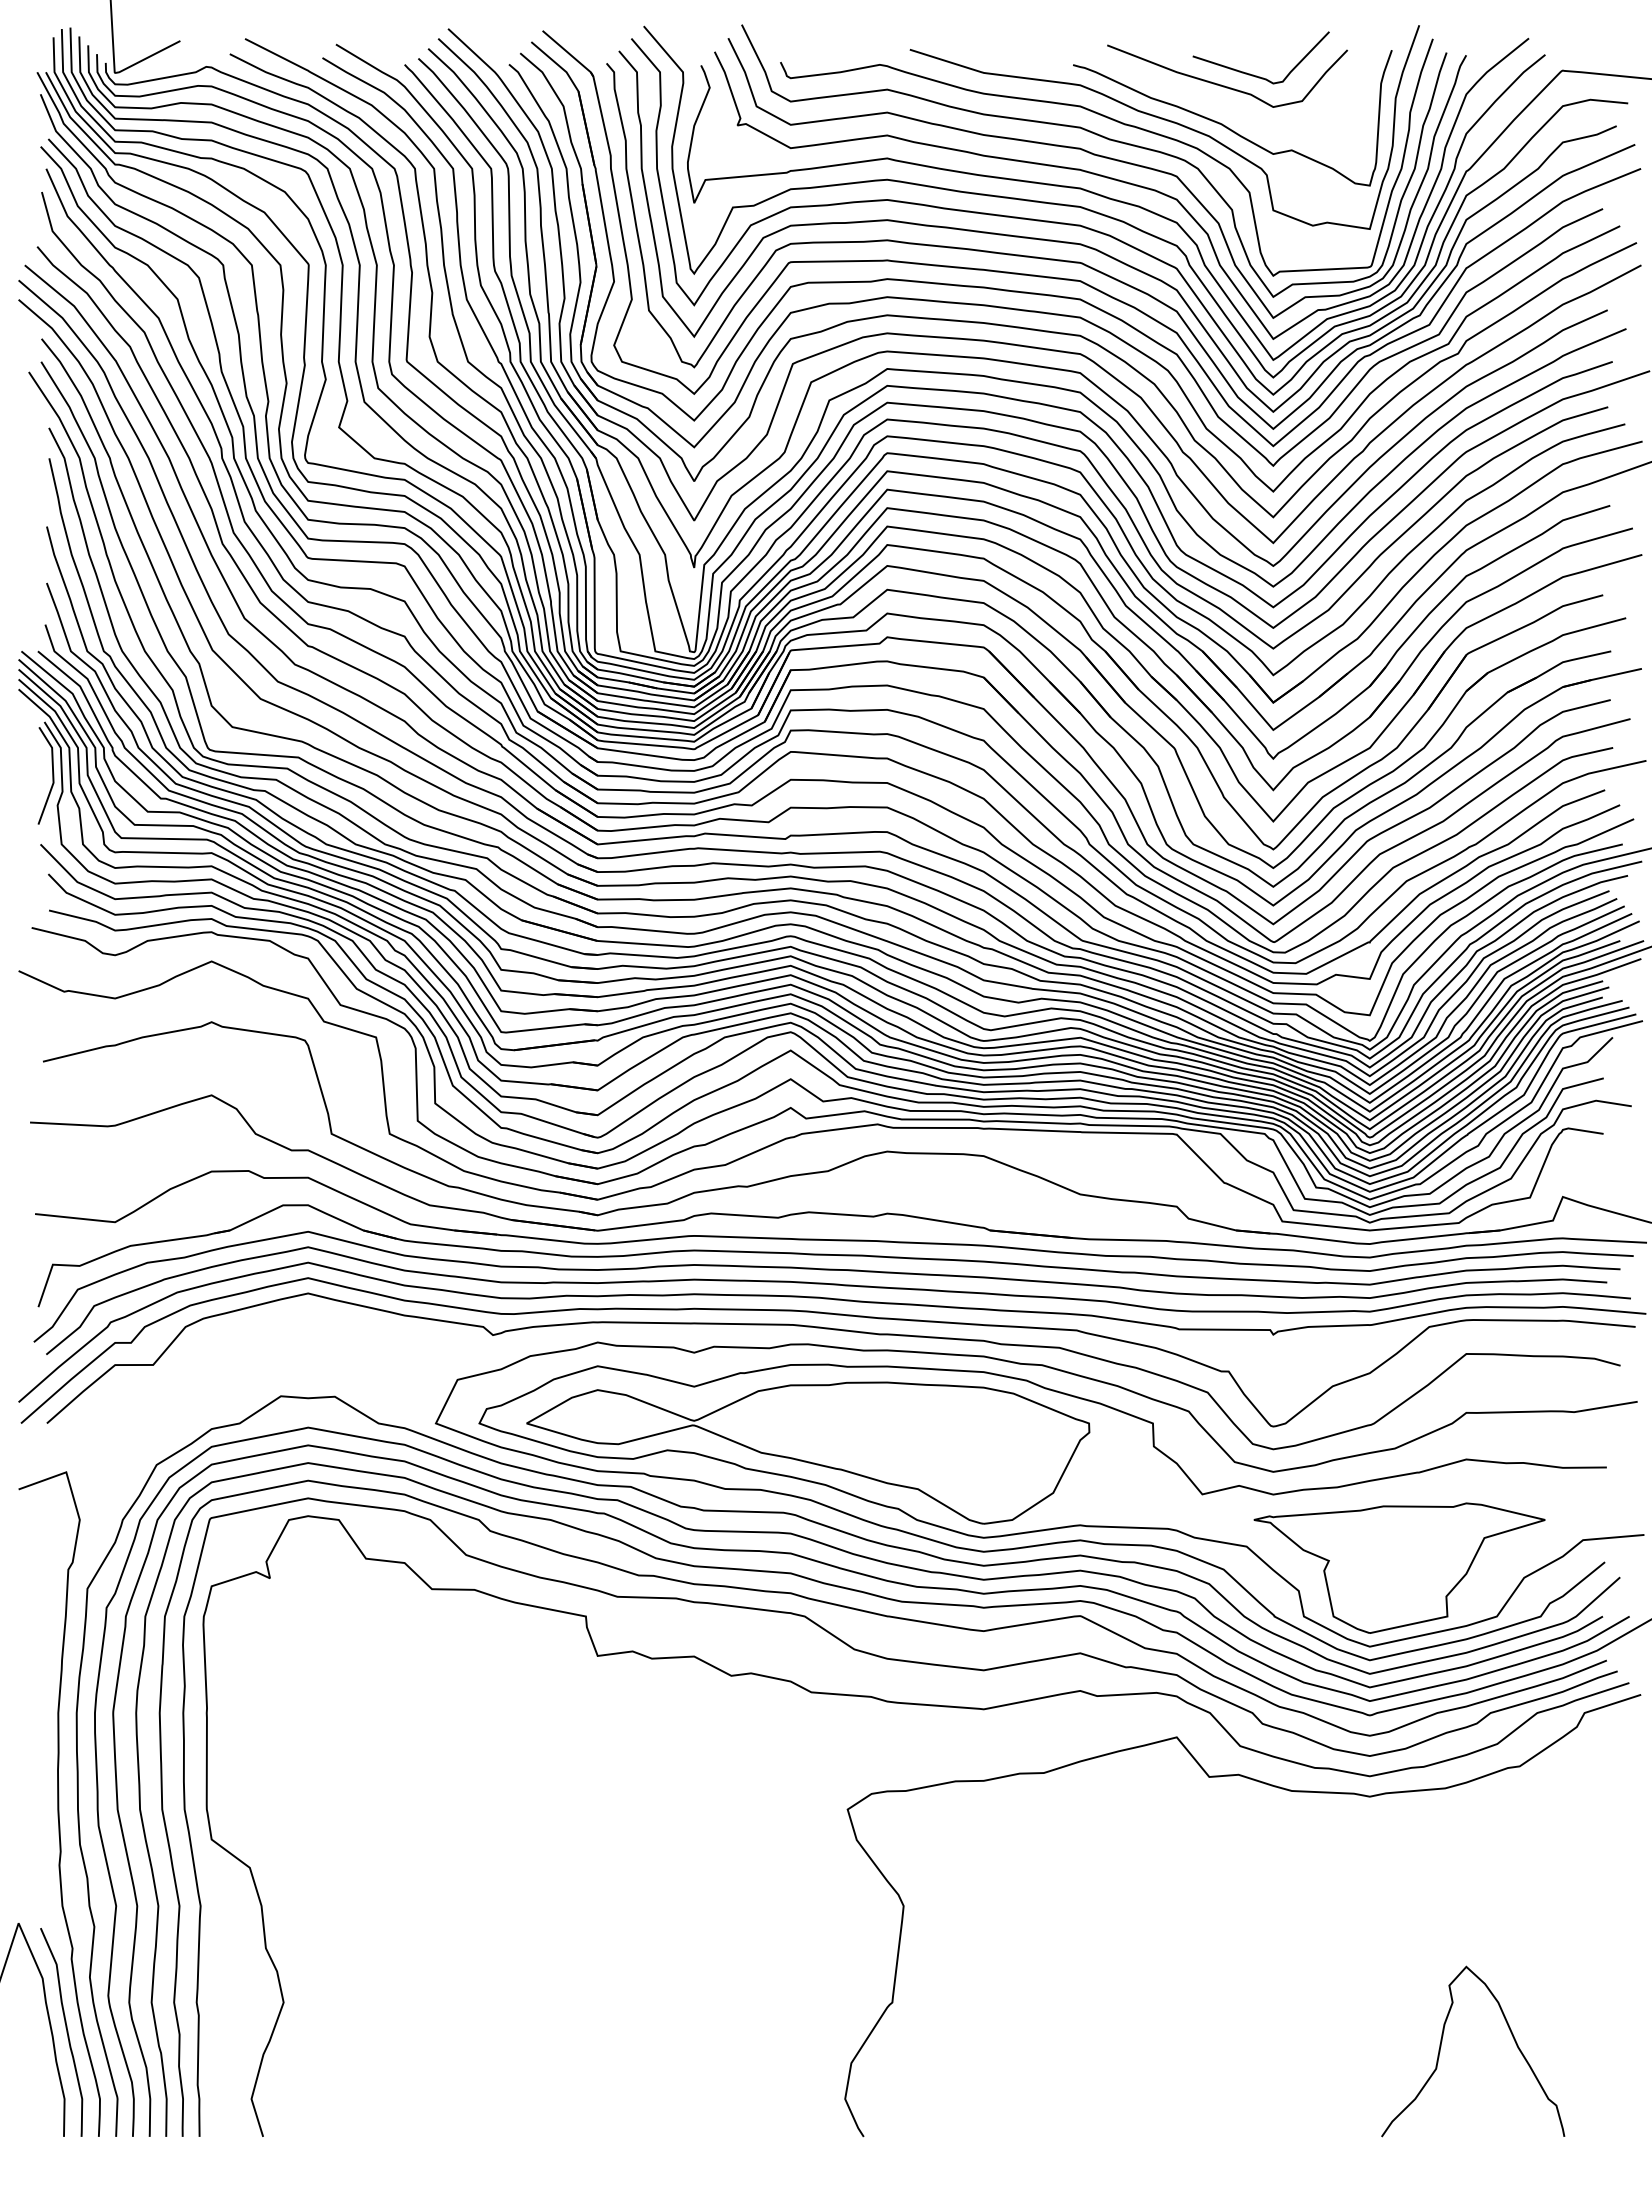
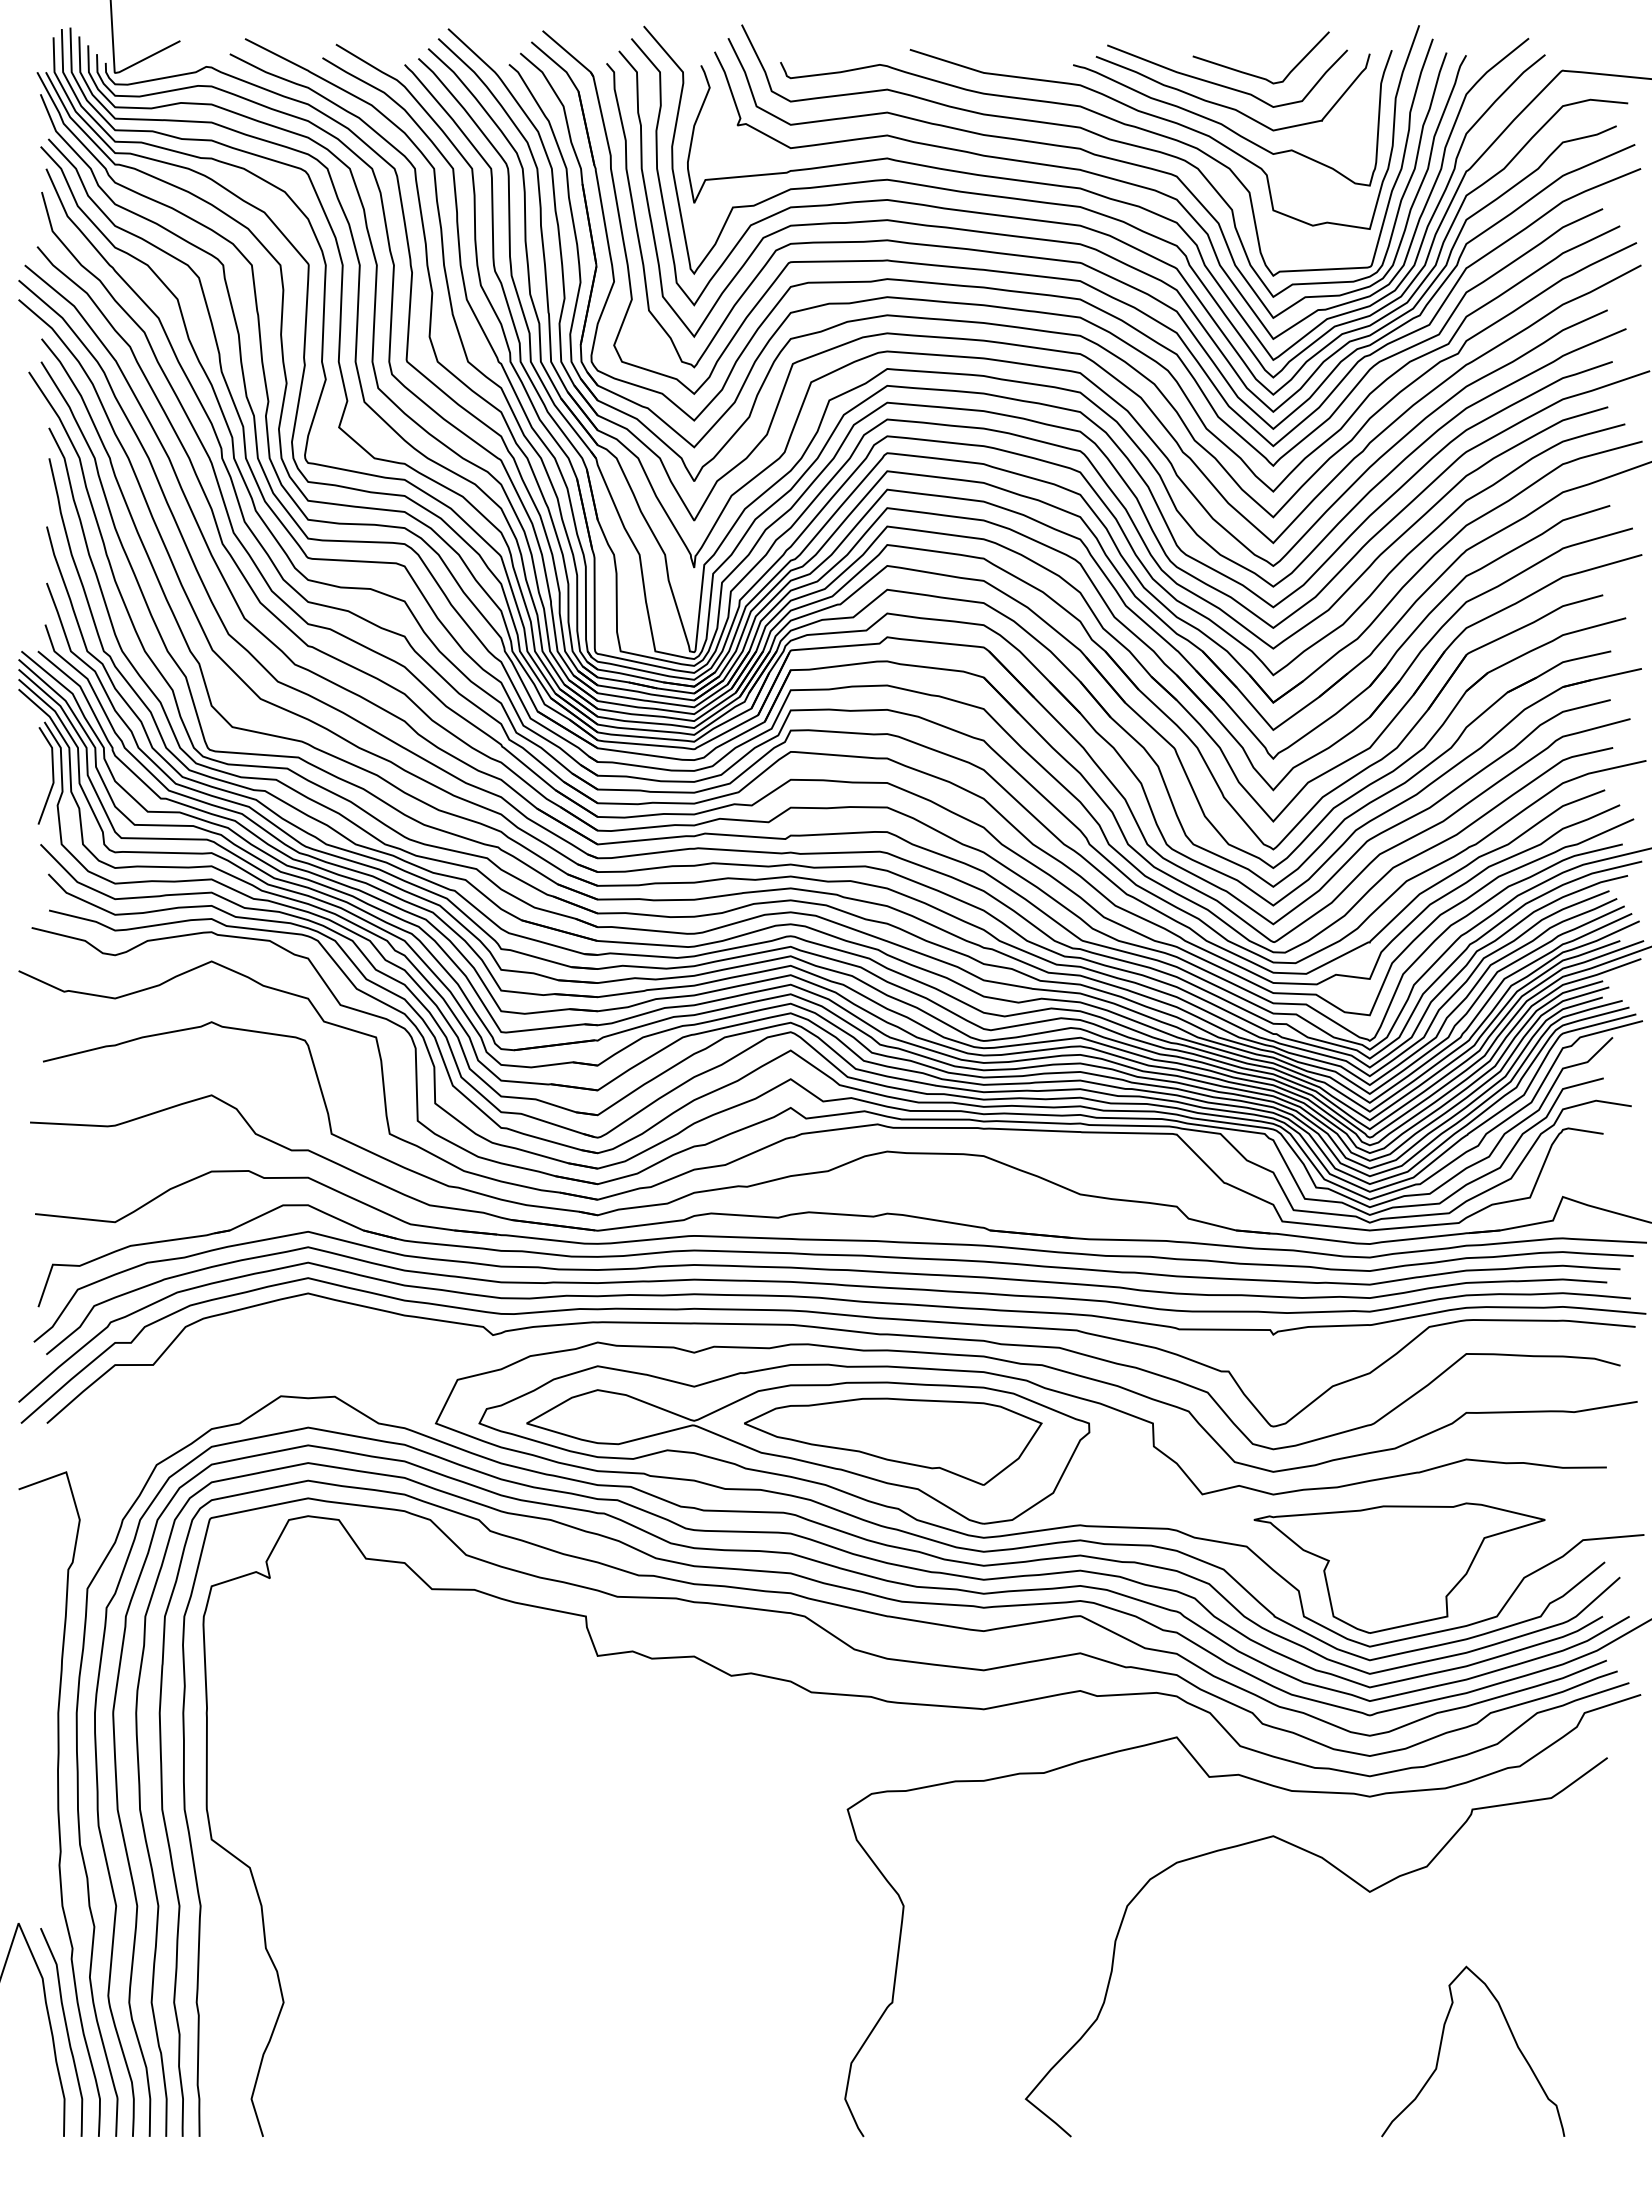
curve: none -> present (1228, 106)
part: none -> present (893, 1441)
curve: none -> present (1361, 1887)
